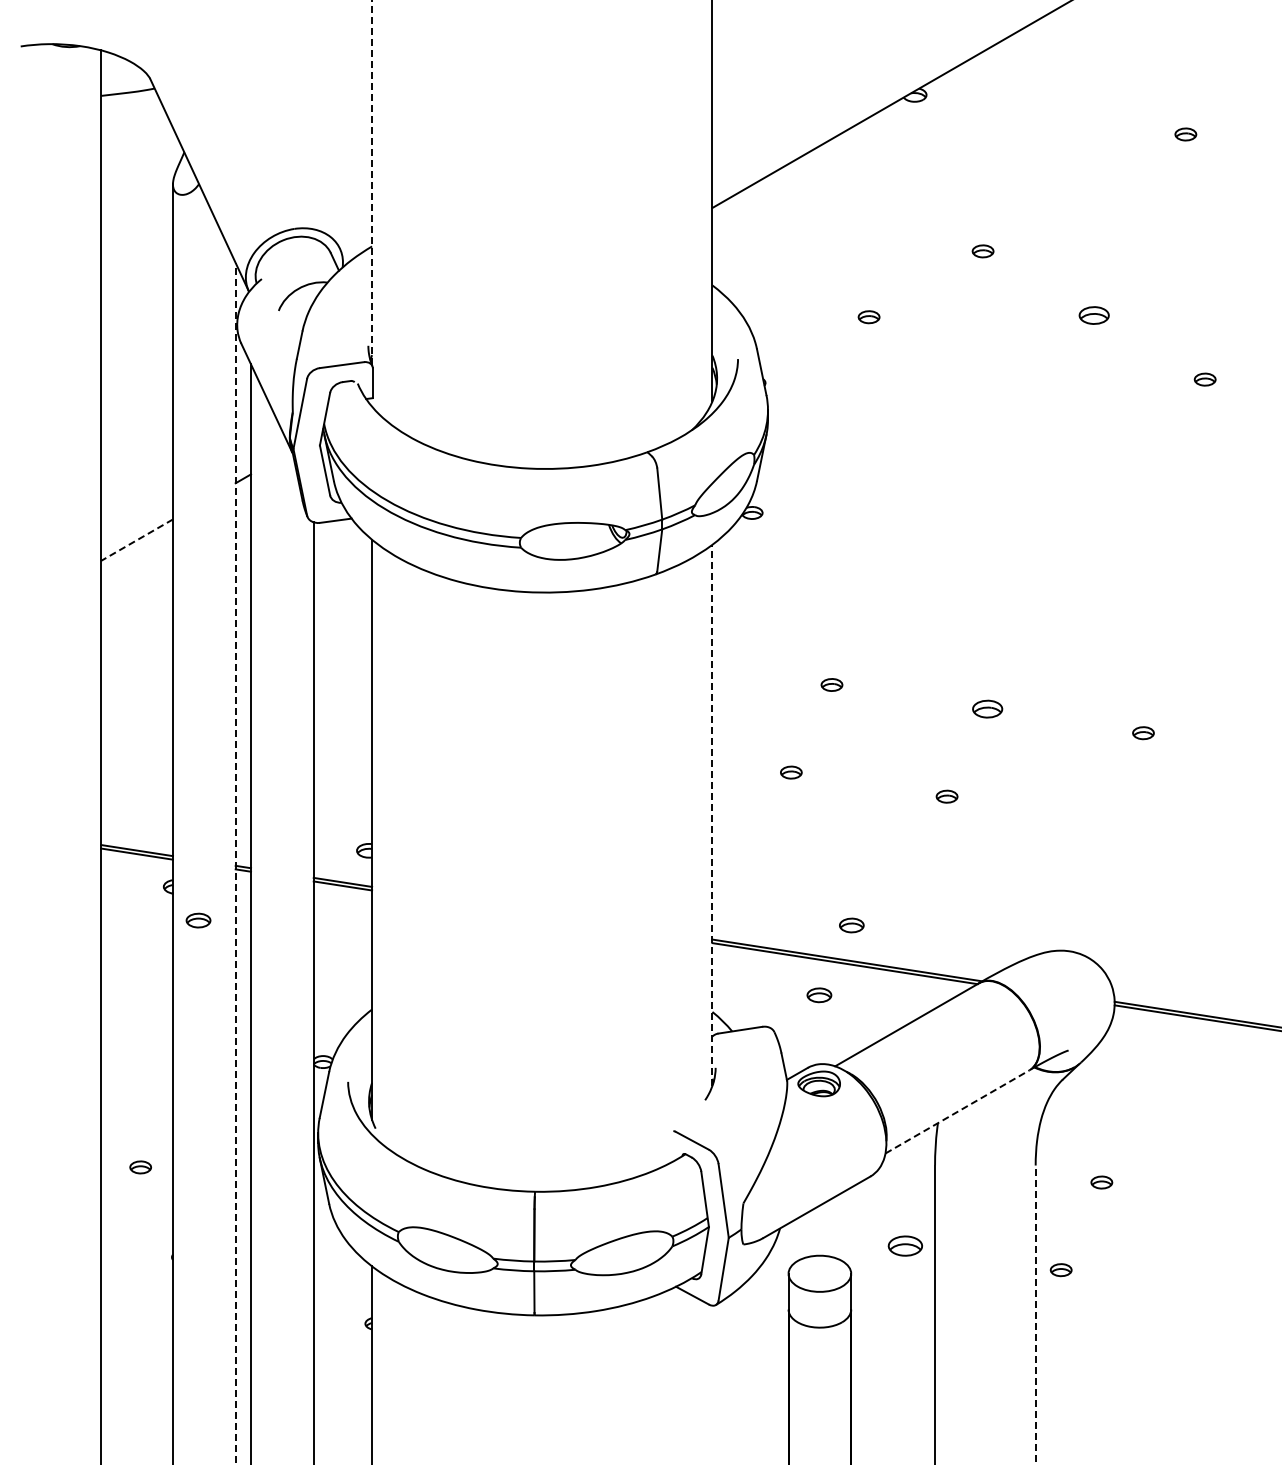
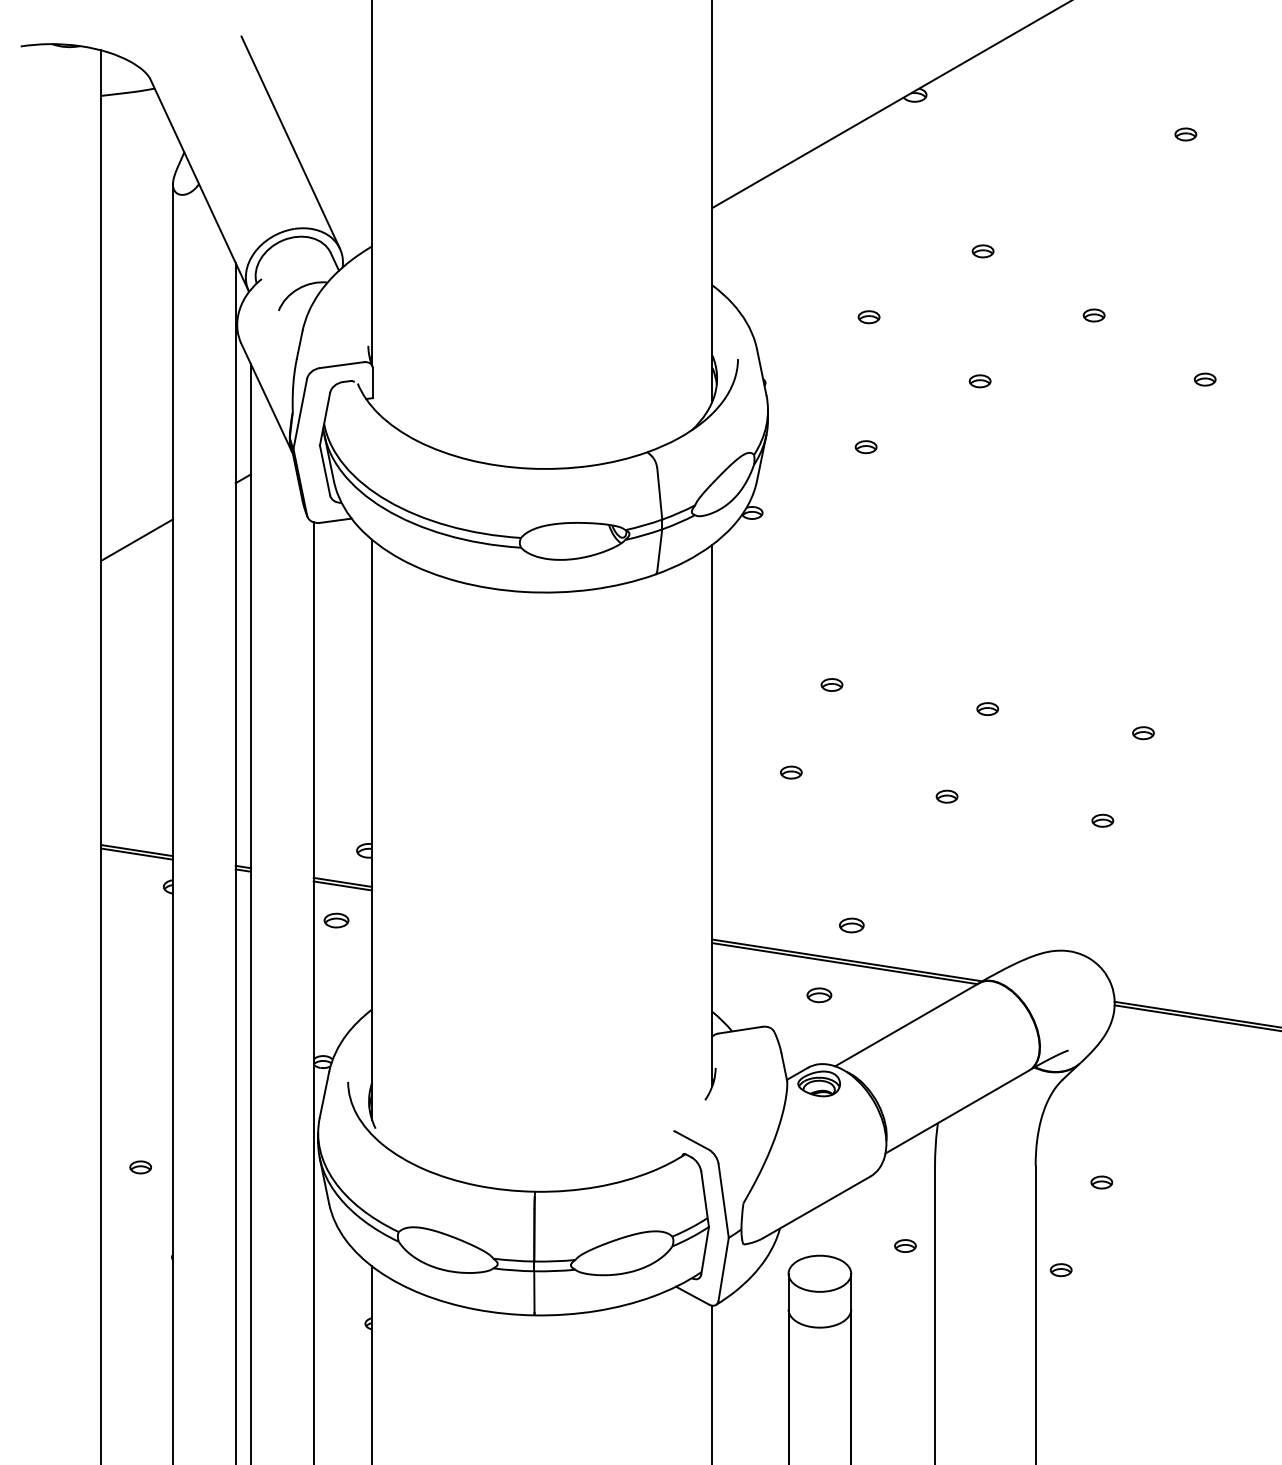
line: none -> present (290, 142)
line: dashed -> solid (372, 182)
part size: 32x19 px -> 24x15 px (1093, 315)
part: none -> present (979, 381)
part: none -> present (865, 447)
line: dashed -> solid (136, 540)
part size: 32x20 px -> 24x14 px (987, 708)
line: dashed -> solid (712, 815)
part: none -> present (1102, 820)
line: dashed -> solid (235, 863)
part position: (198, 920) -> (336, 920) (336, 920)
line: dashed -> solid (957, 1111)
part size: 36x22 px -> 23x14 px (905, 1245)
line: dashed -> solid (1035, 1314)
line: none -> present (712, 1383)
